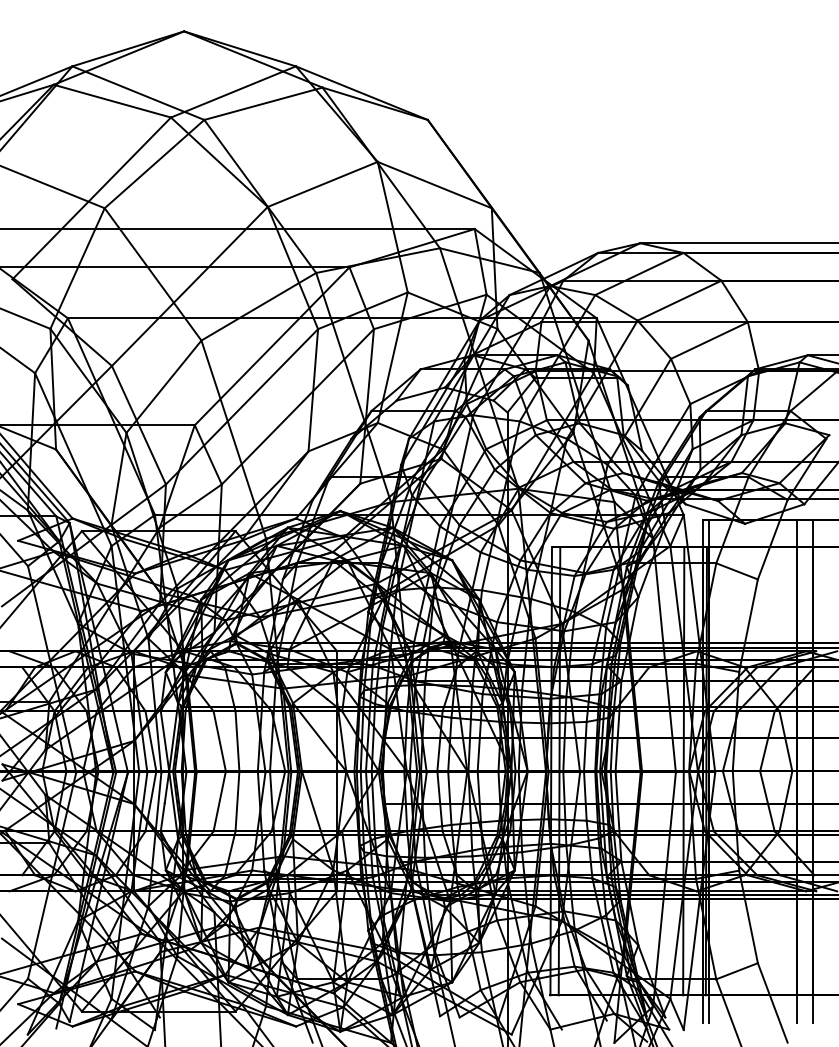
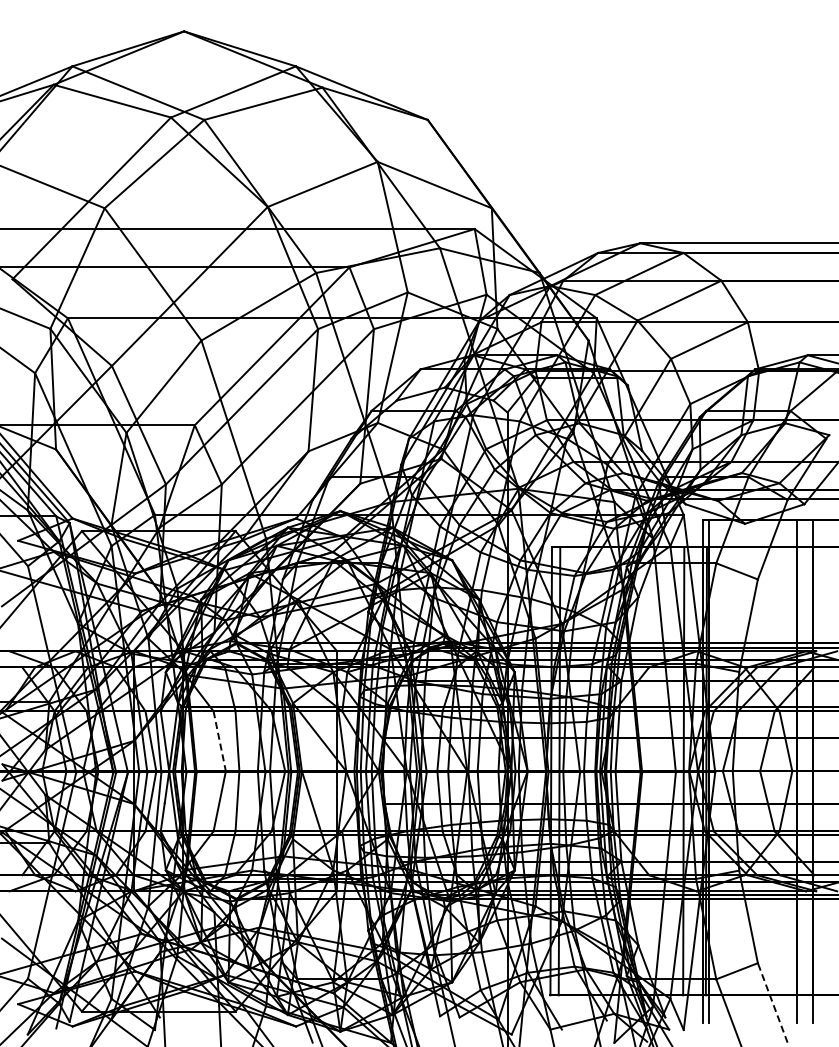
line: solid -> dashed (219, 741)
line: solid -> dashed (772, 1002)
